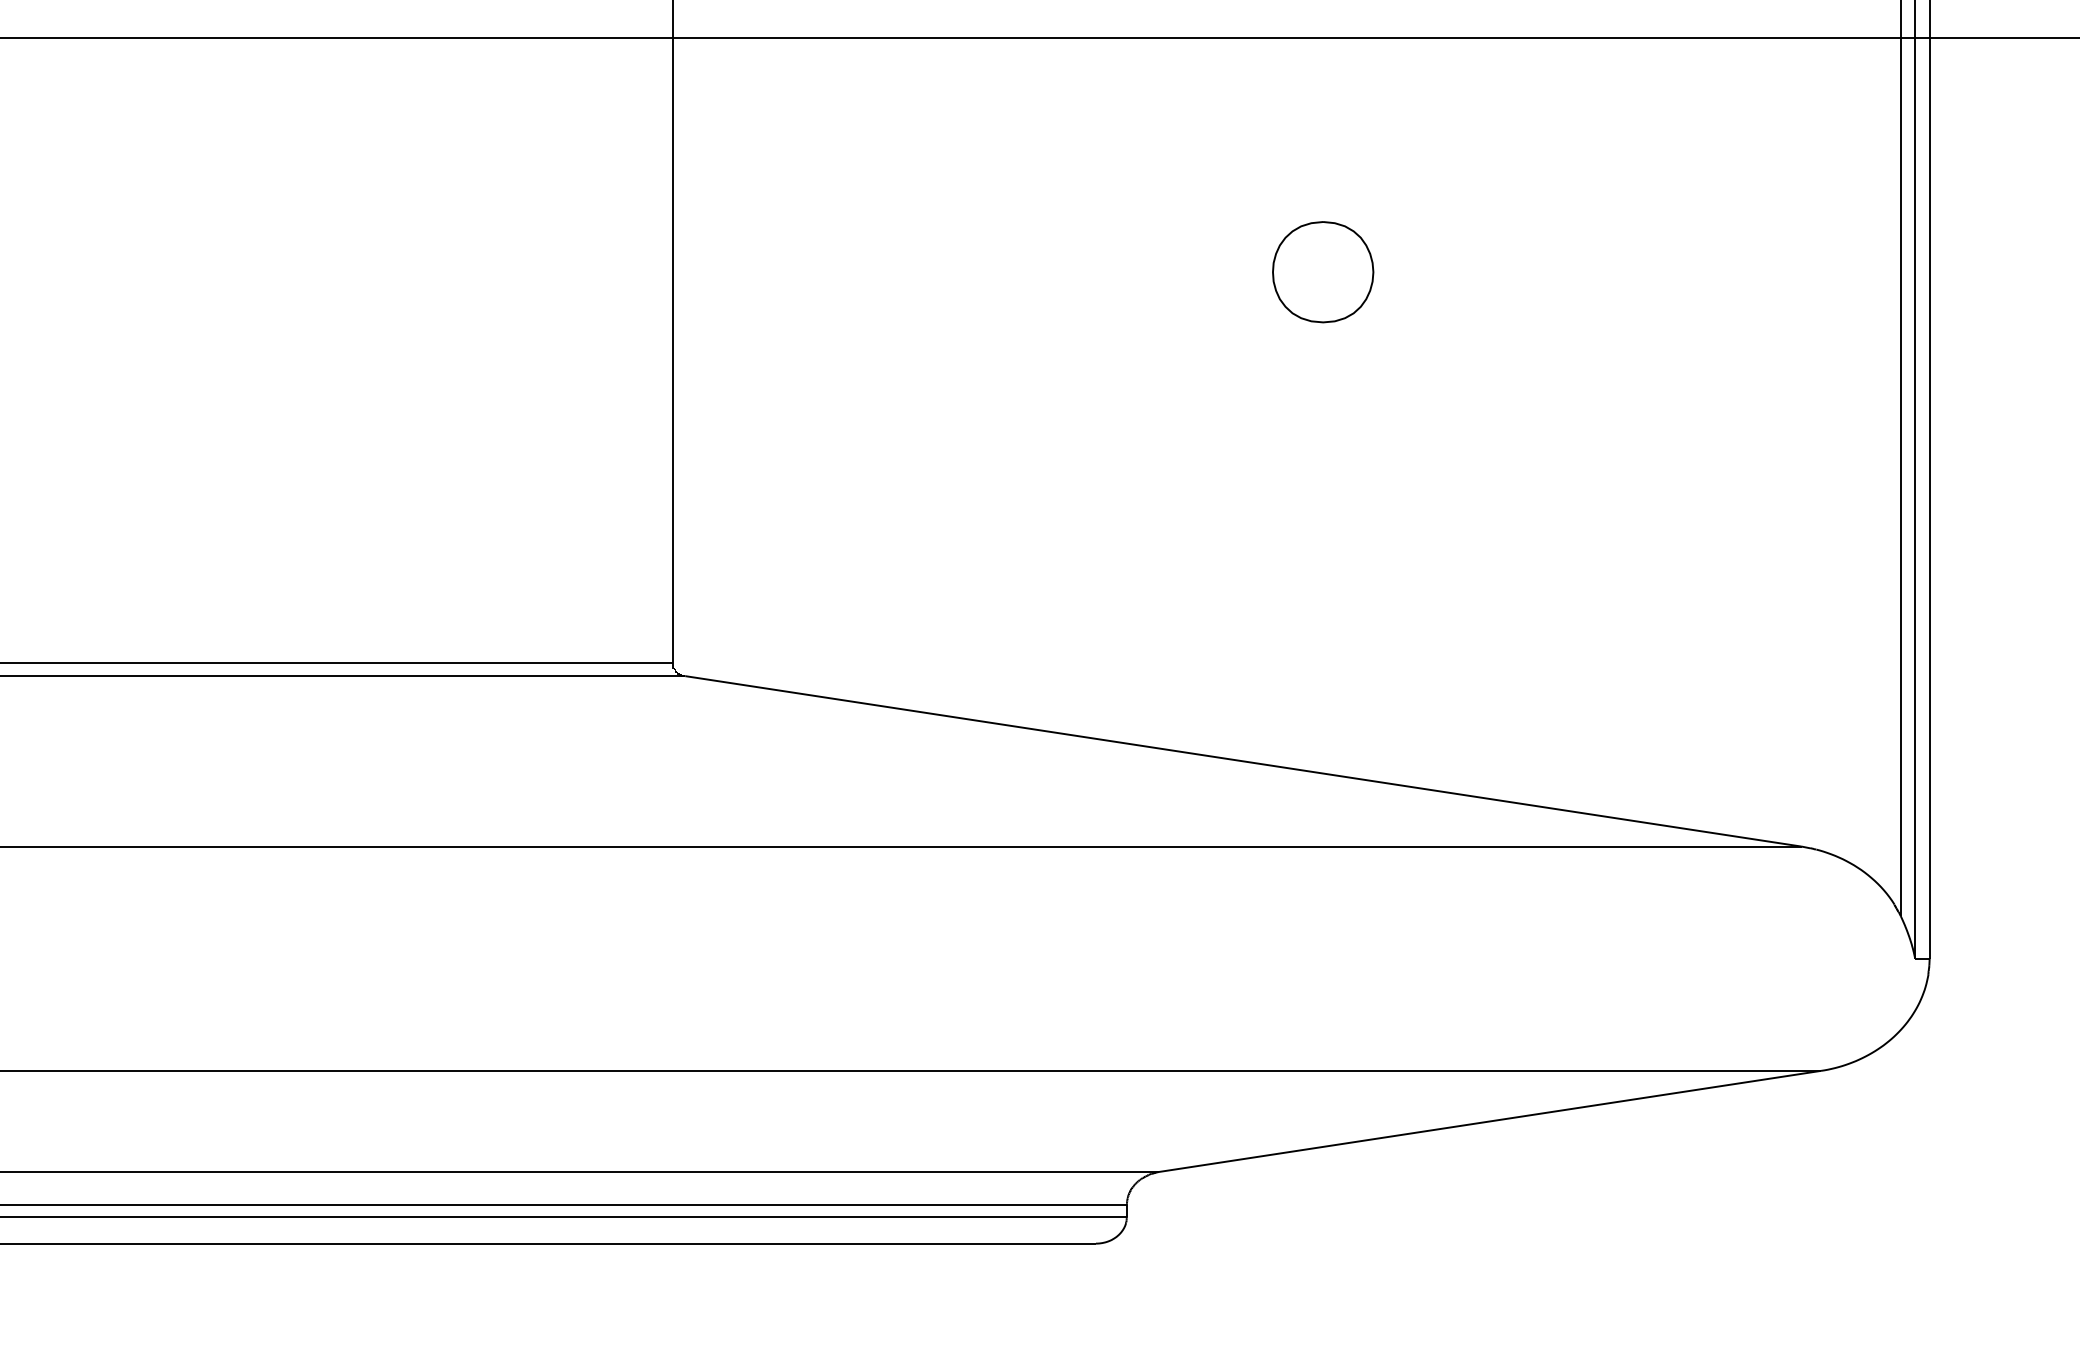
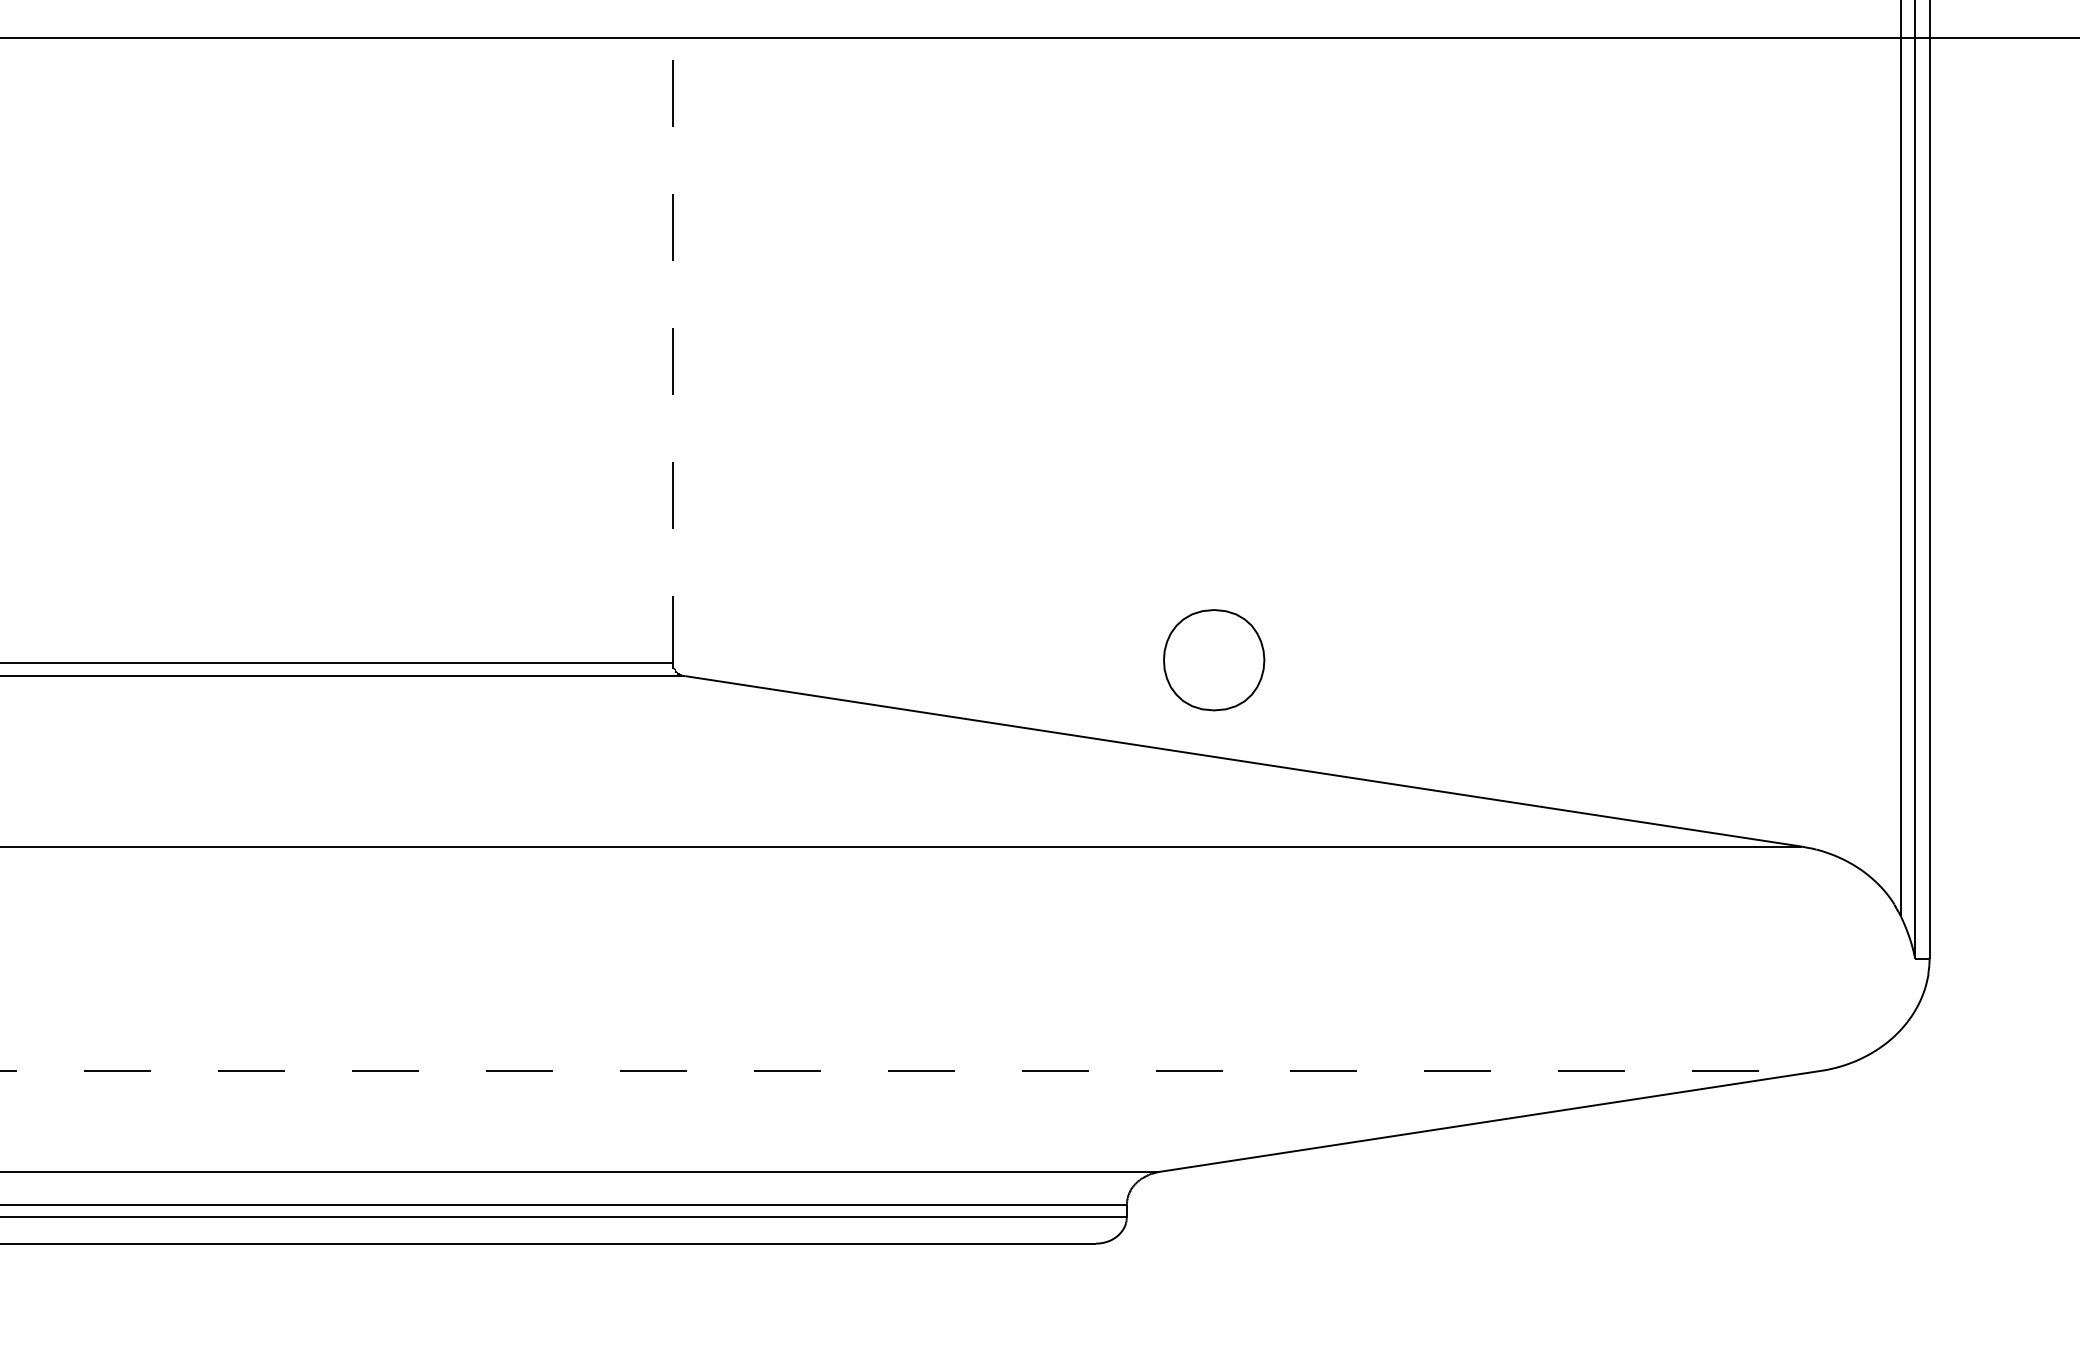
part position: (1323, 272) -> (1214, 660) (1214, 660)
line: solid -> dashed (672, 331)
line: solid -> dashed (911, 1070)
